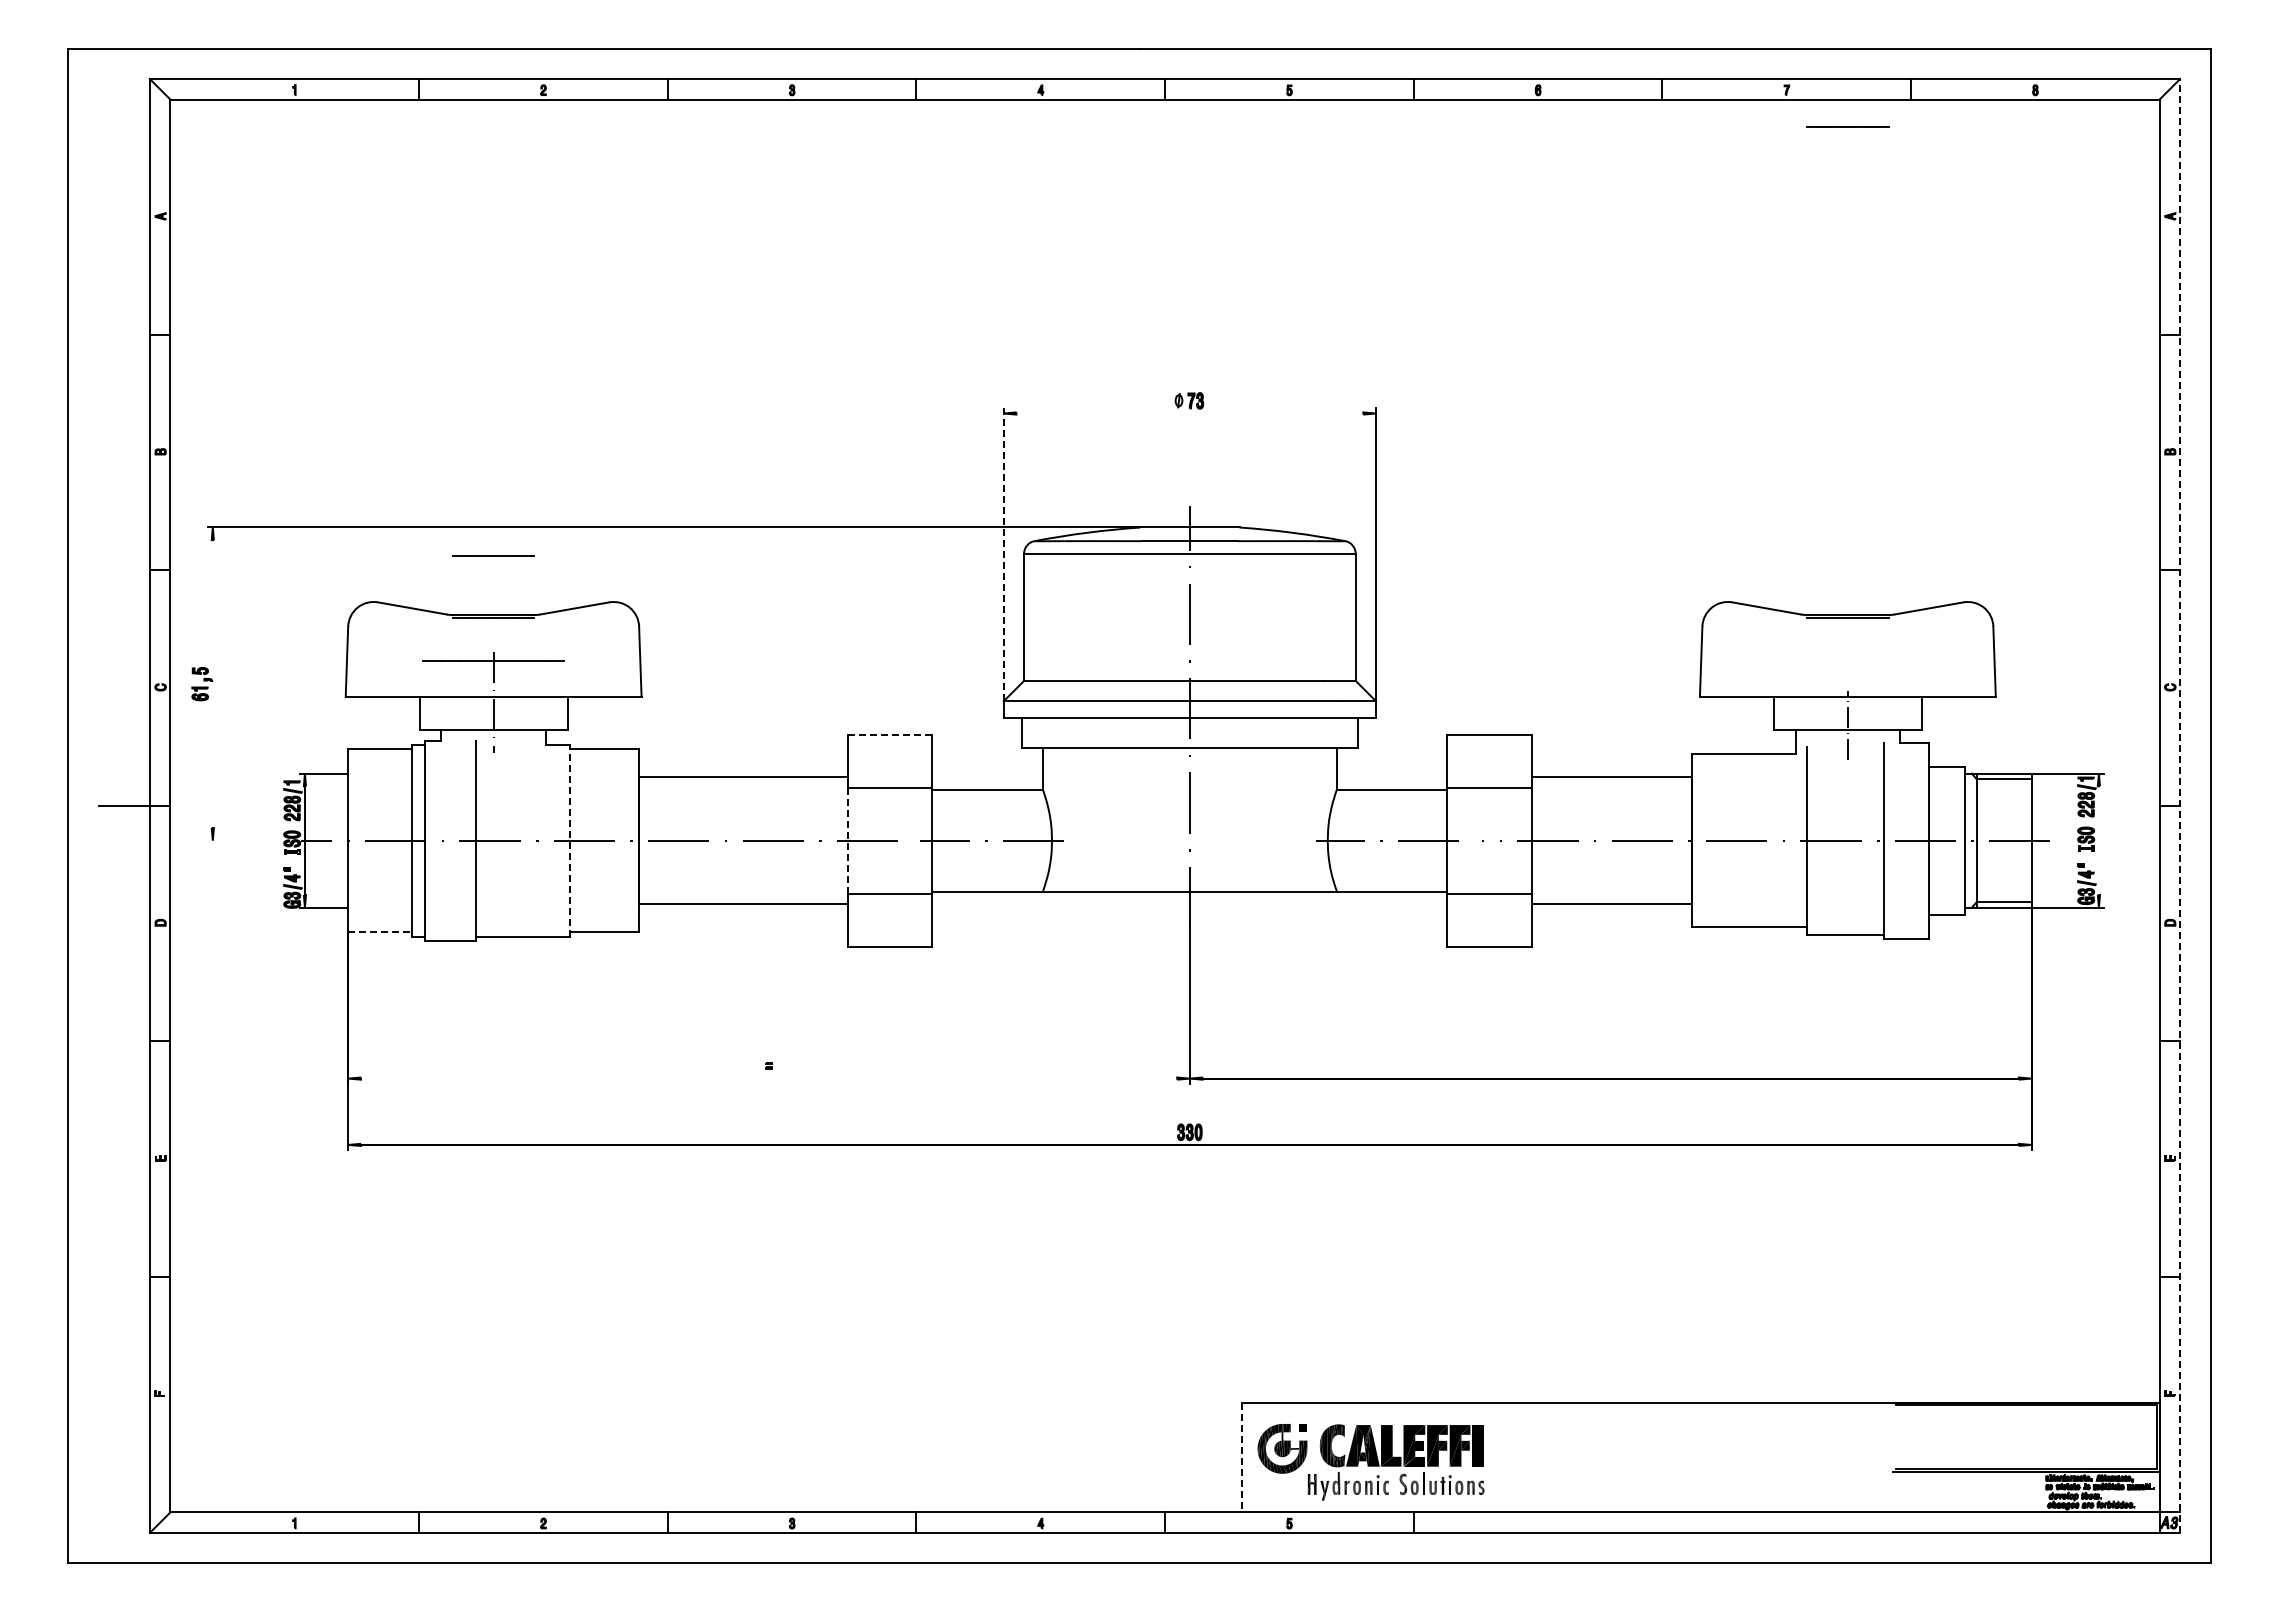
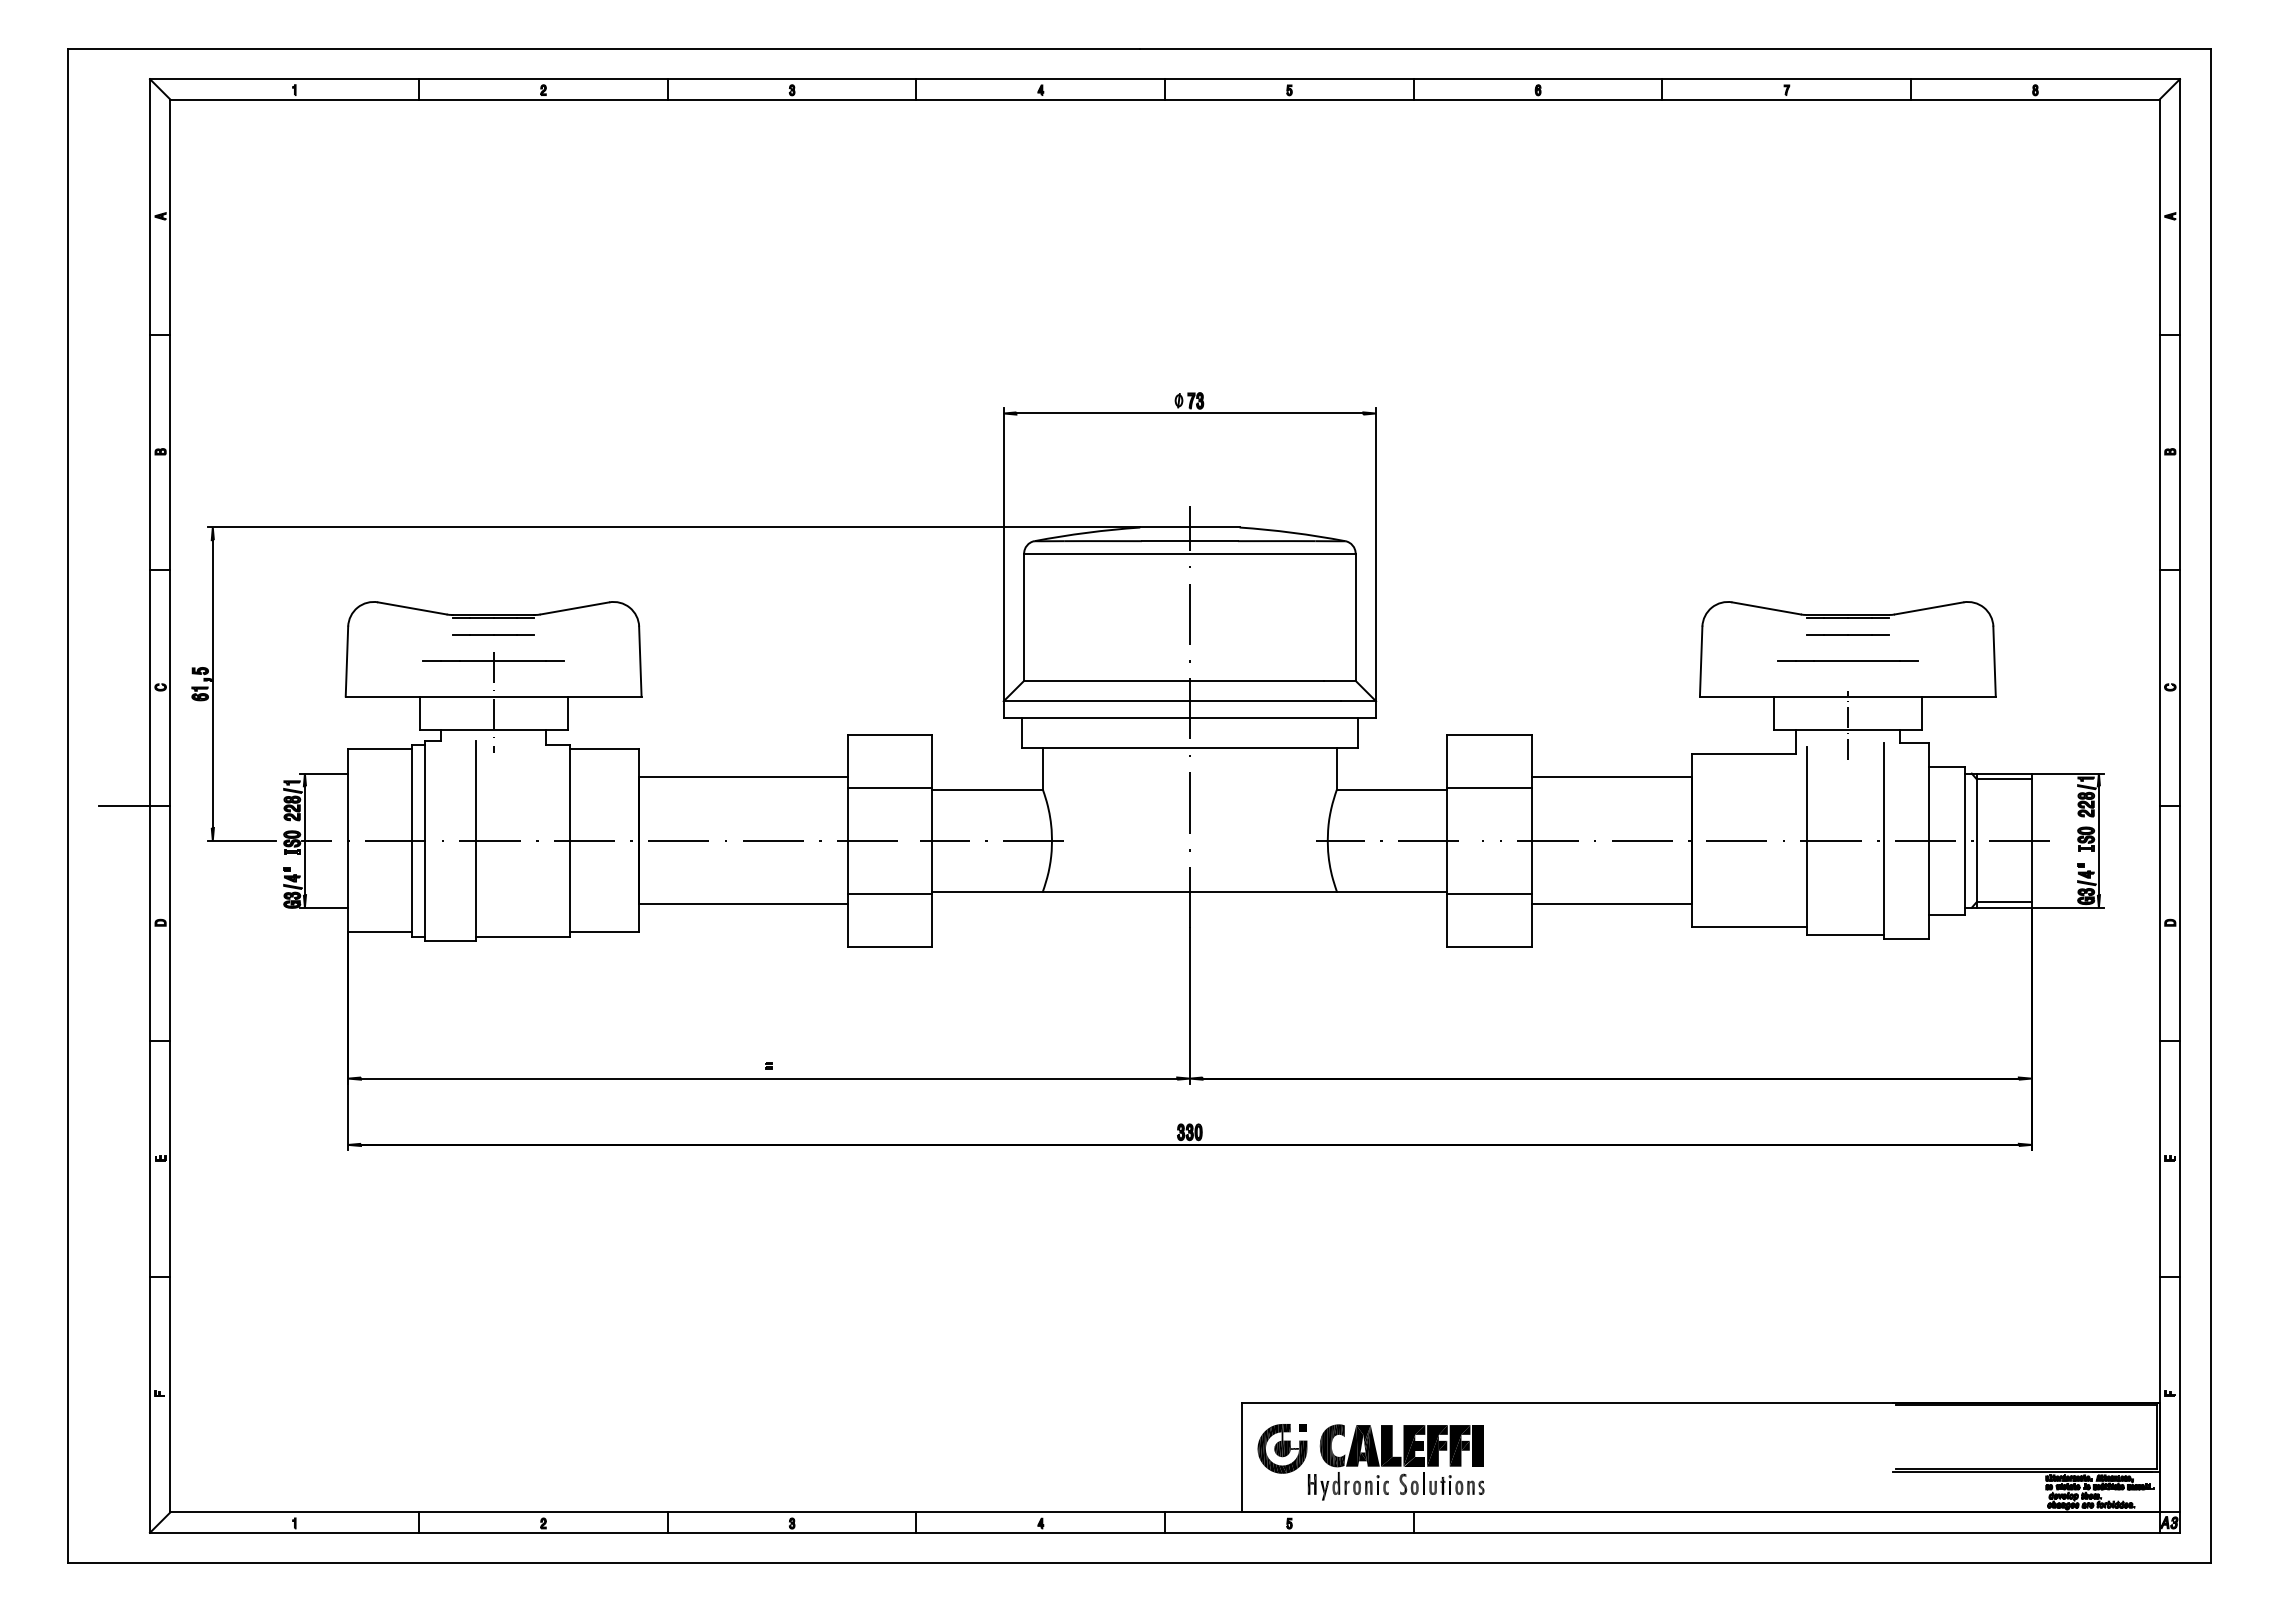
line position: (1847, 126) -> (1847, 634) (1847, 634)
line: none -> present (1189, 413)
line: dashed -> solid (1003, 554)
line position: (493, 555) -> (493, 634) (493, 634)
line: none -> present (1847, 660)
line: none -> present (212, 683)
line: dashed -> solid (889, 734)
line: dashed -> solid (2180, 806)
line: none -> present (241, 840)
line: dashed -> solid (570, 840)
line: dashed -> solid (848, 840)
line: none -> present (2098, 840)
line: dashed -> solid (380, 932)
line: none -> present (768, 1078)
line: dashed -> solid (1241, 1457)
